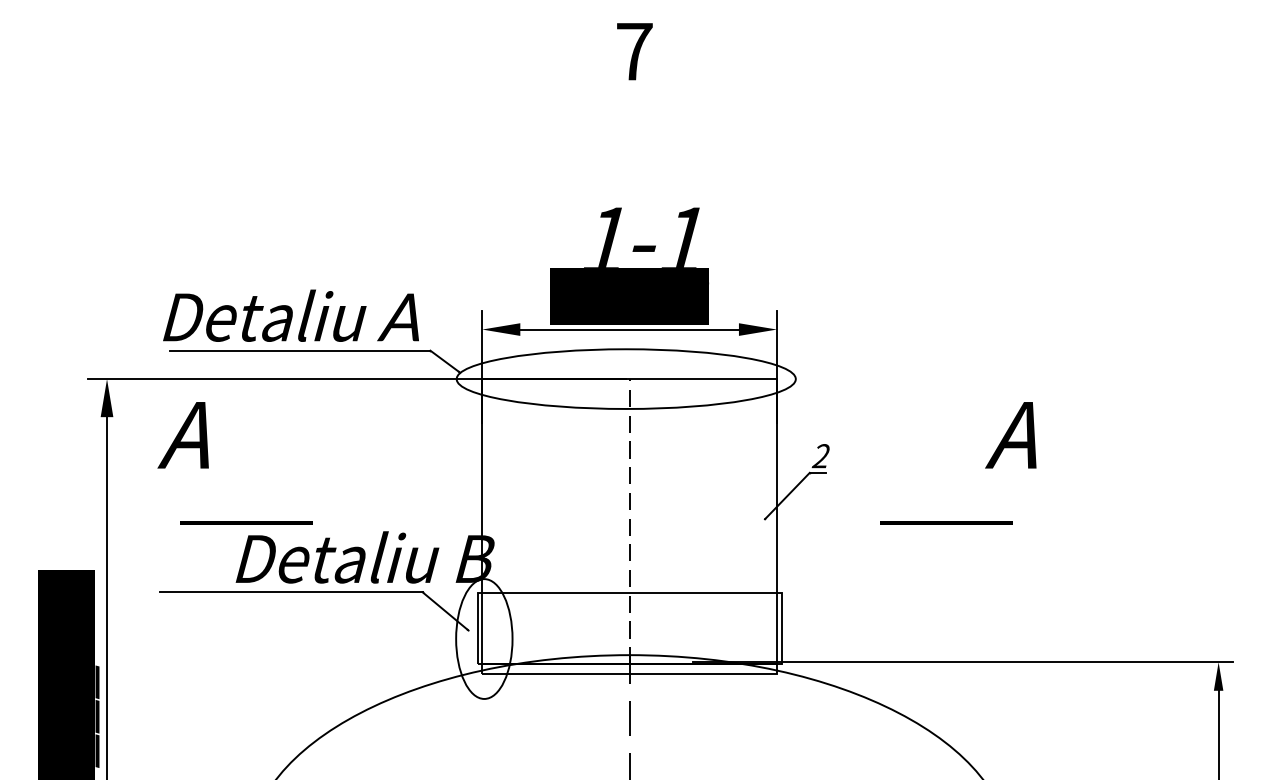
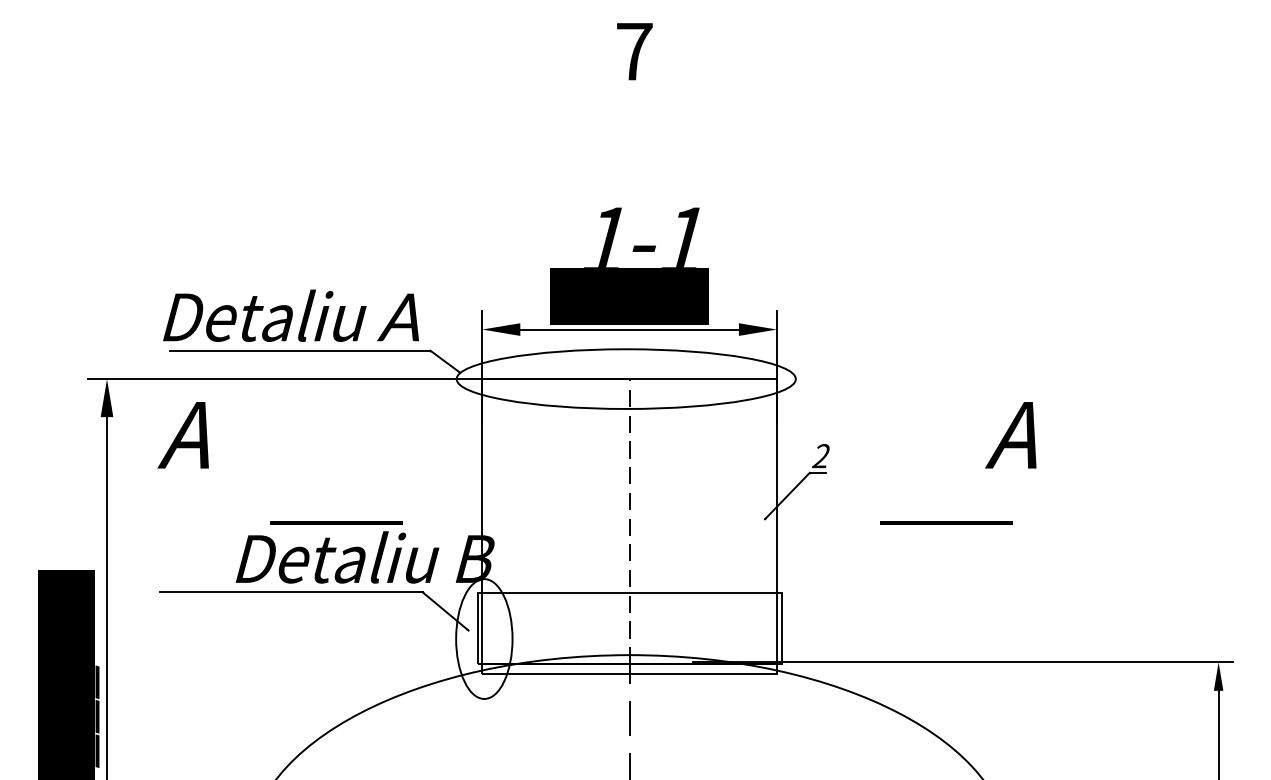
line position: (246, 522) -> (336, 522) (336, 522)
